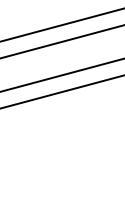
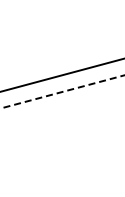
line: present -> none (61, 25)
line: present -> none (61, 41)
line: solid -> dashed (62, 91)
